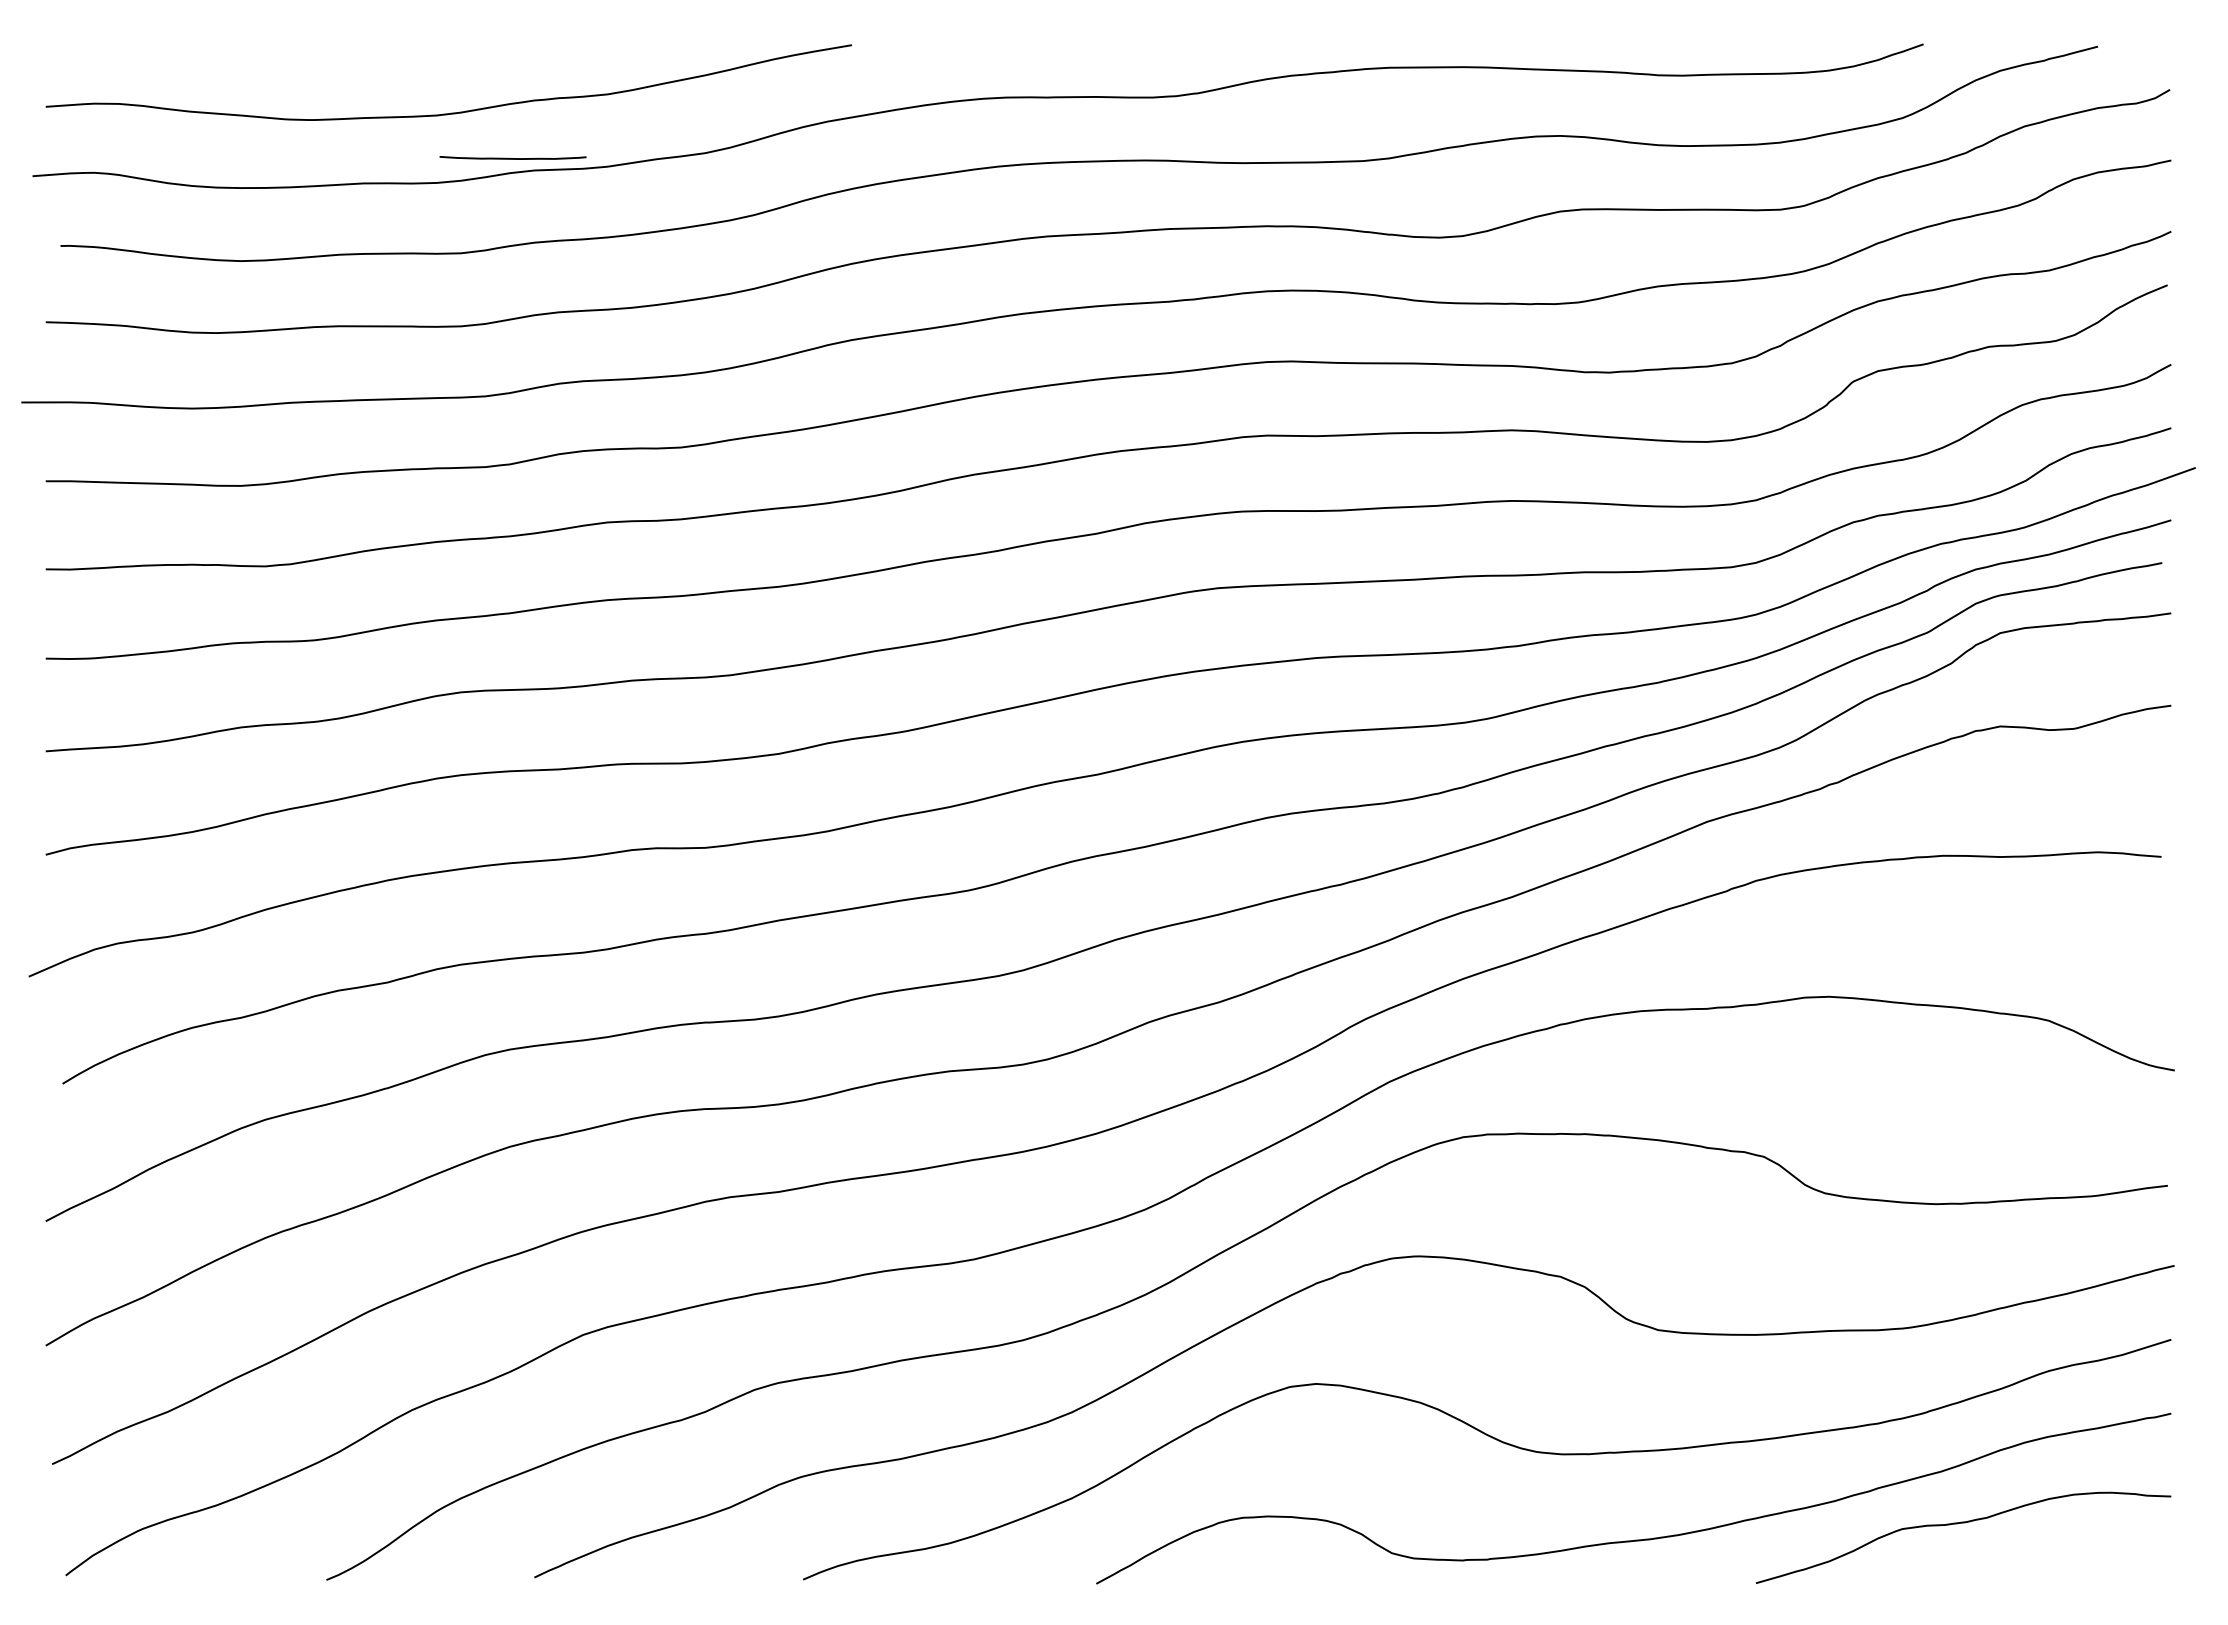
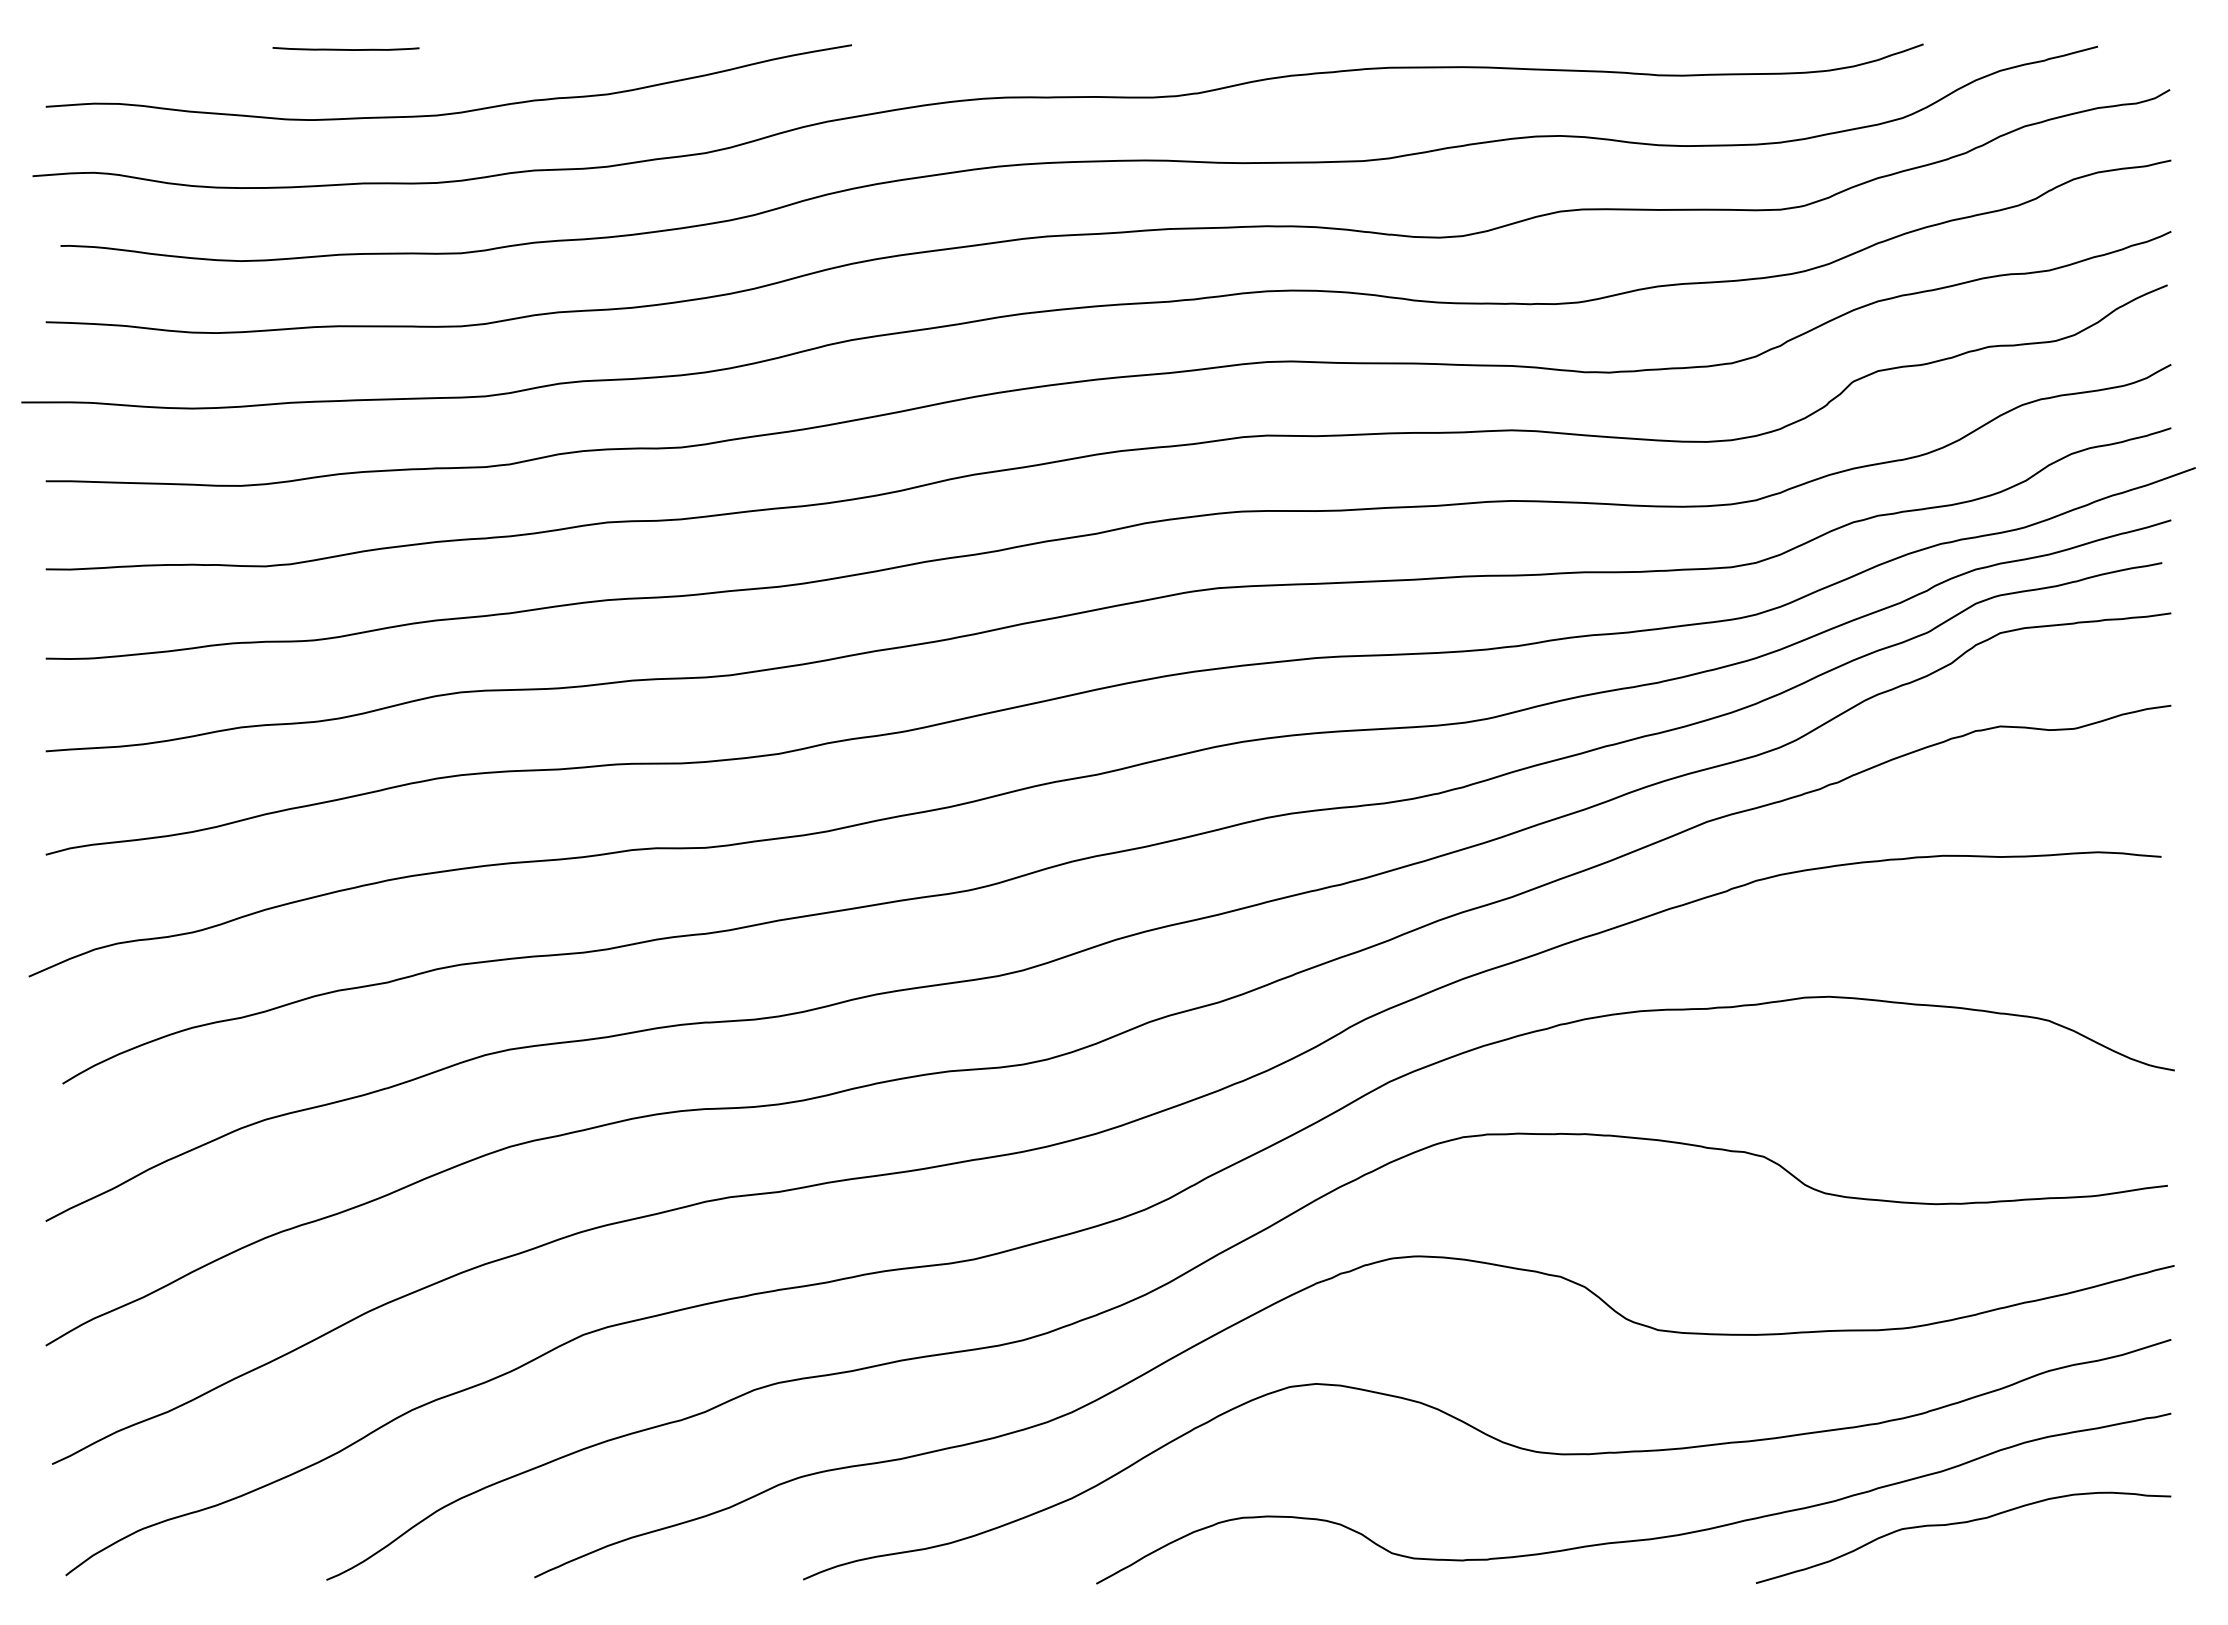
curve position: (512, 158) -> (345, 49) (345, 49)
